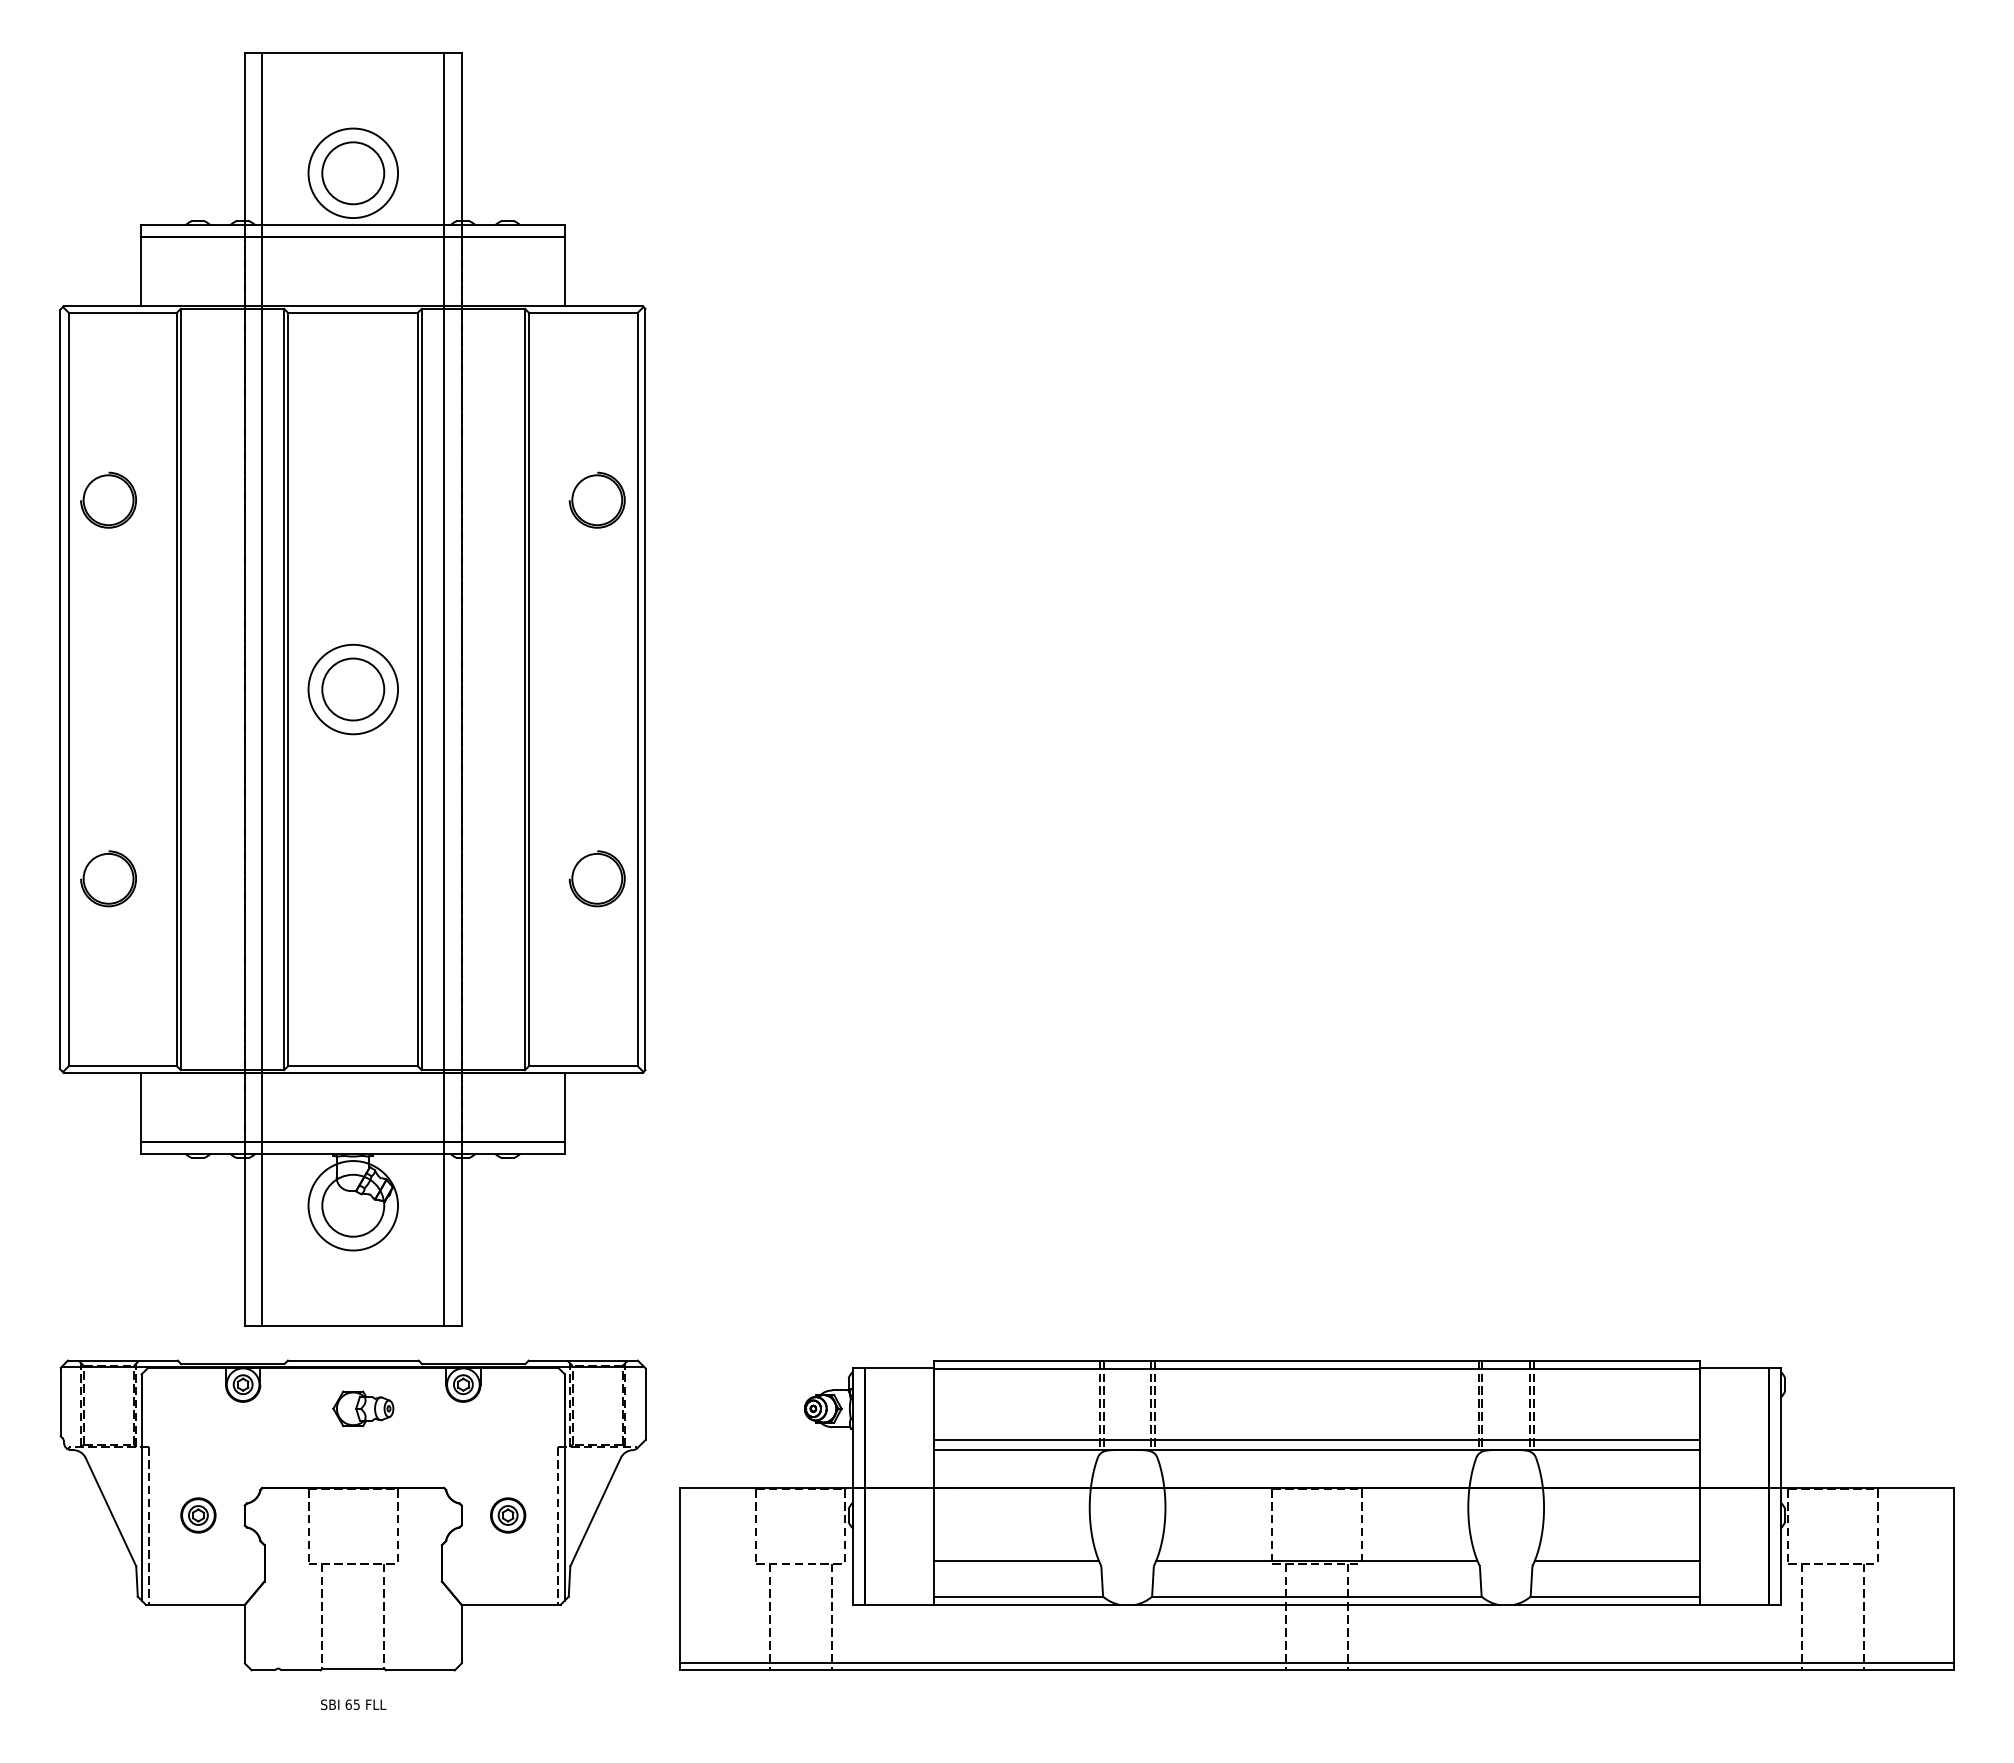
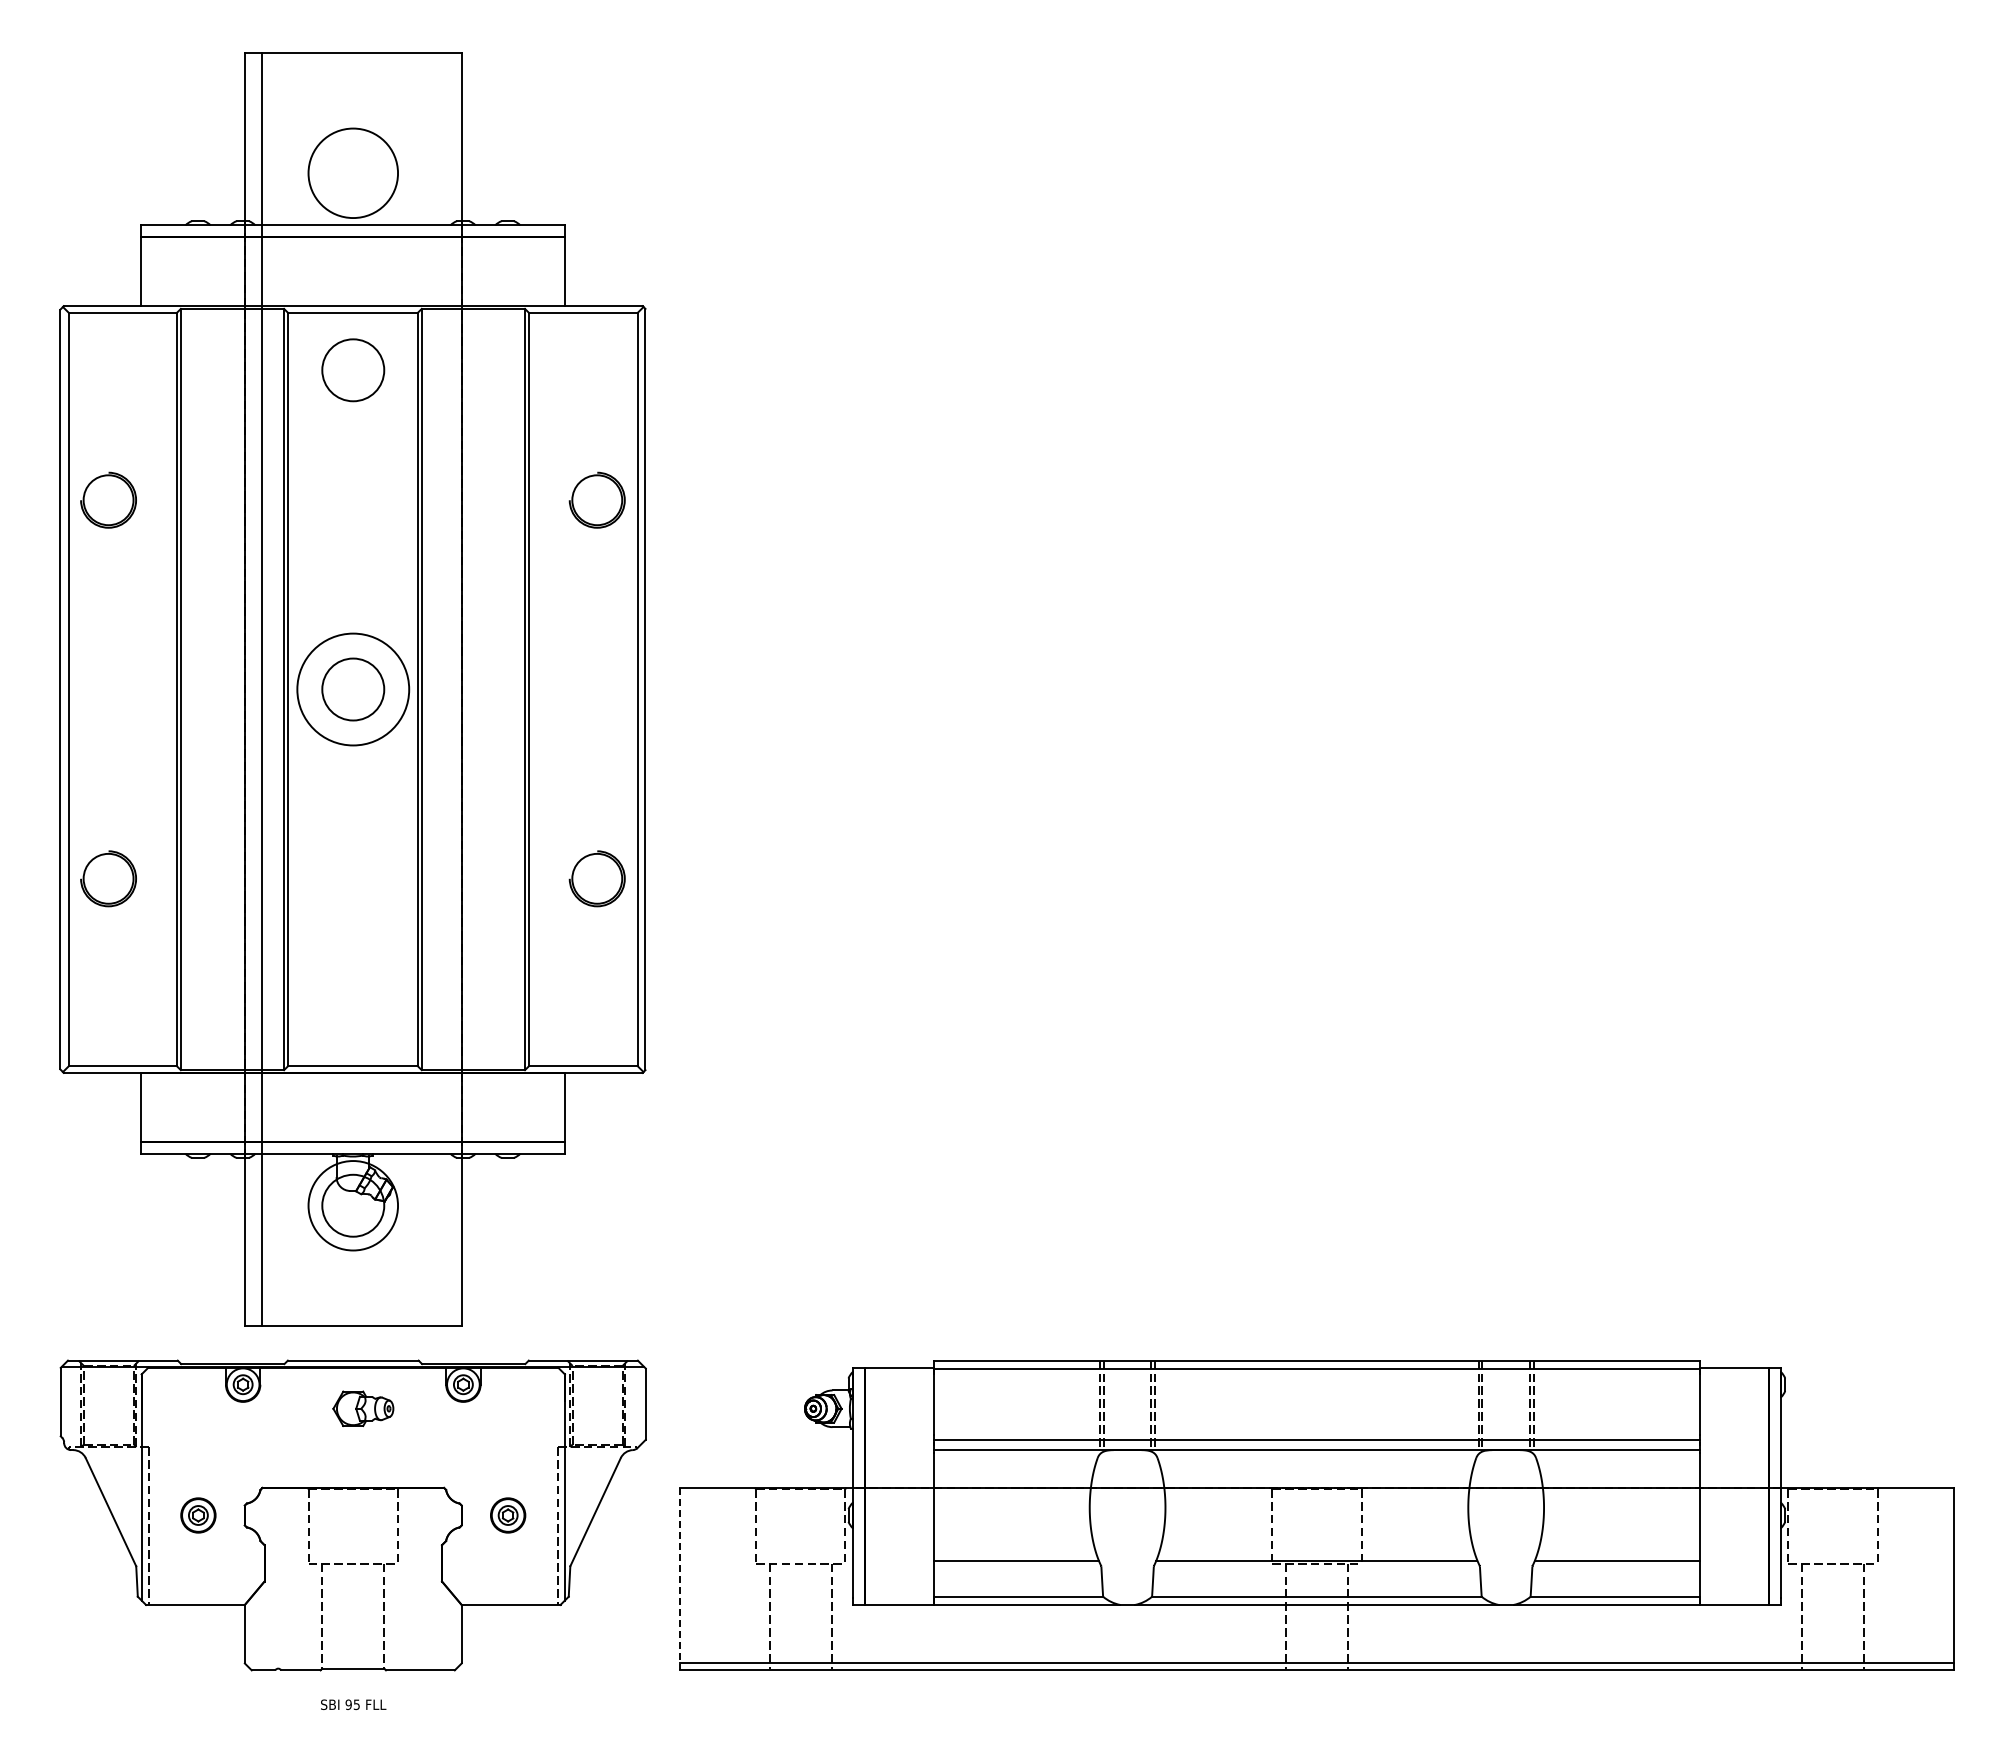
circle position: (353, 173) -> (353, 370) (353, 370)
circle diameter: 89 px -> 112 px (353, 689)
line: present -> none (444, 689)
line: solid -> dashed (680, 1579)
text: 65 -> 95 (348, 1704)
